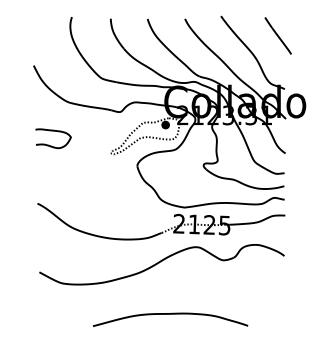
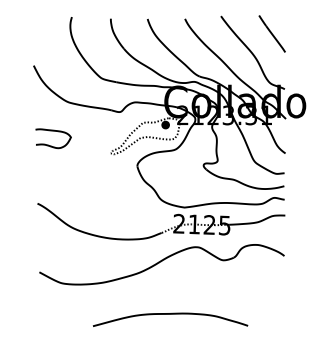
line position: (277, 35) -> (271, 33) (271, 33)
